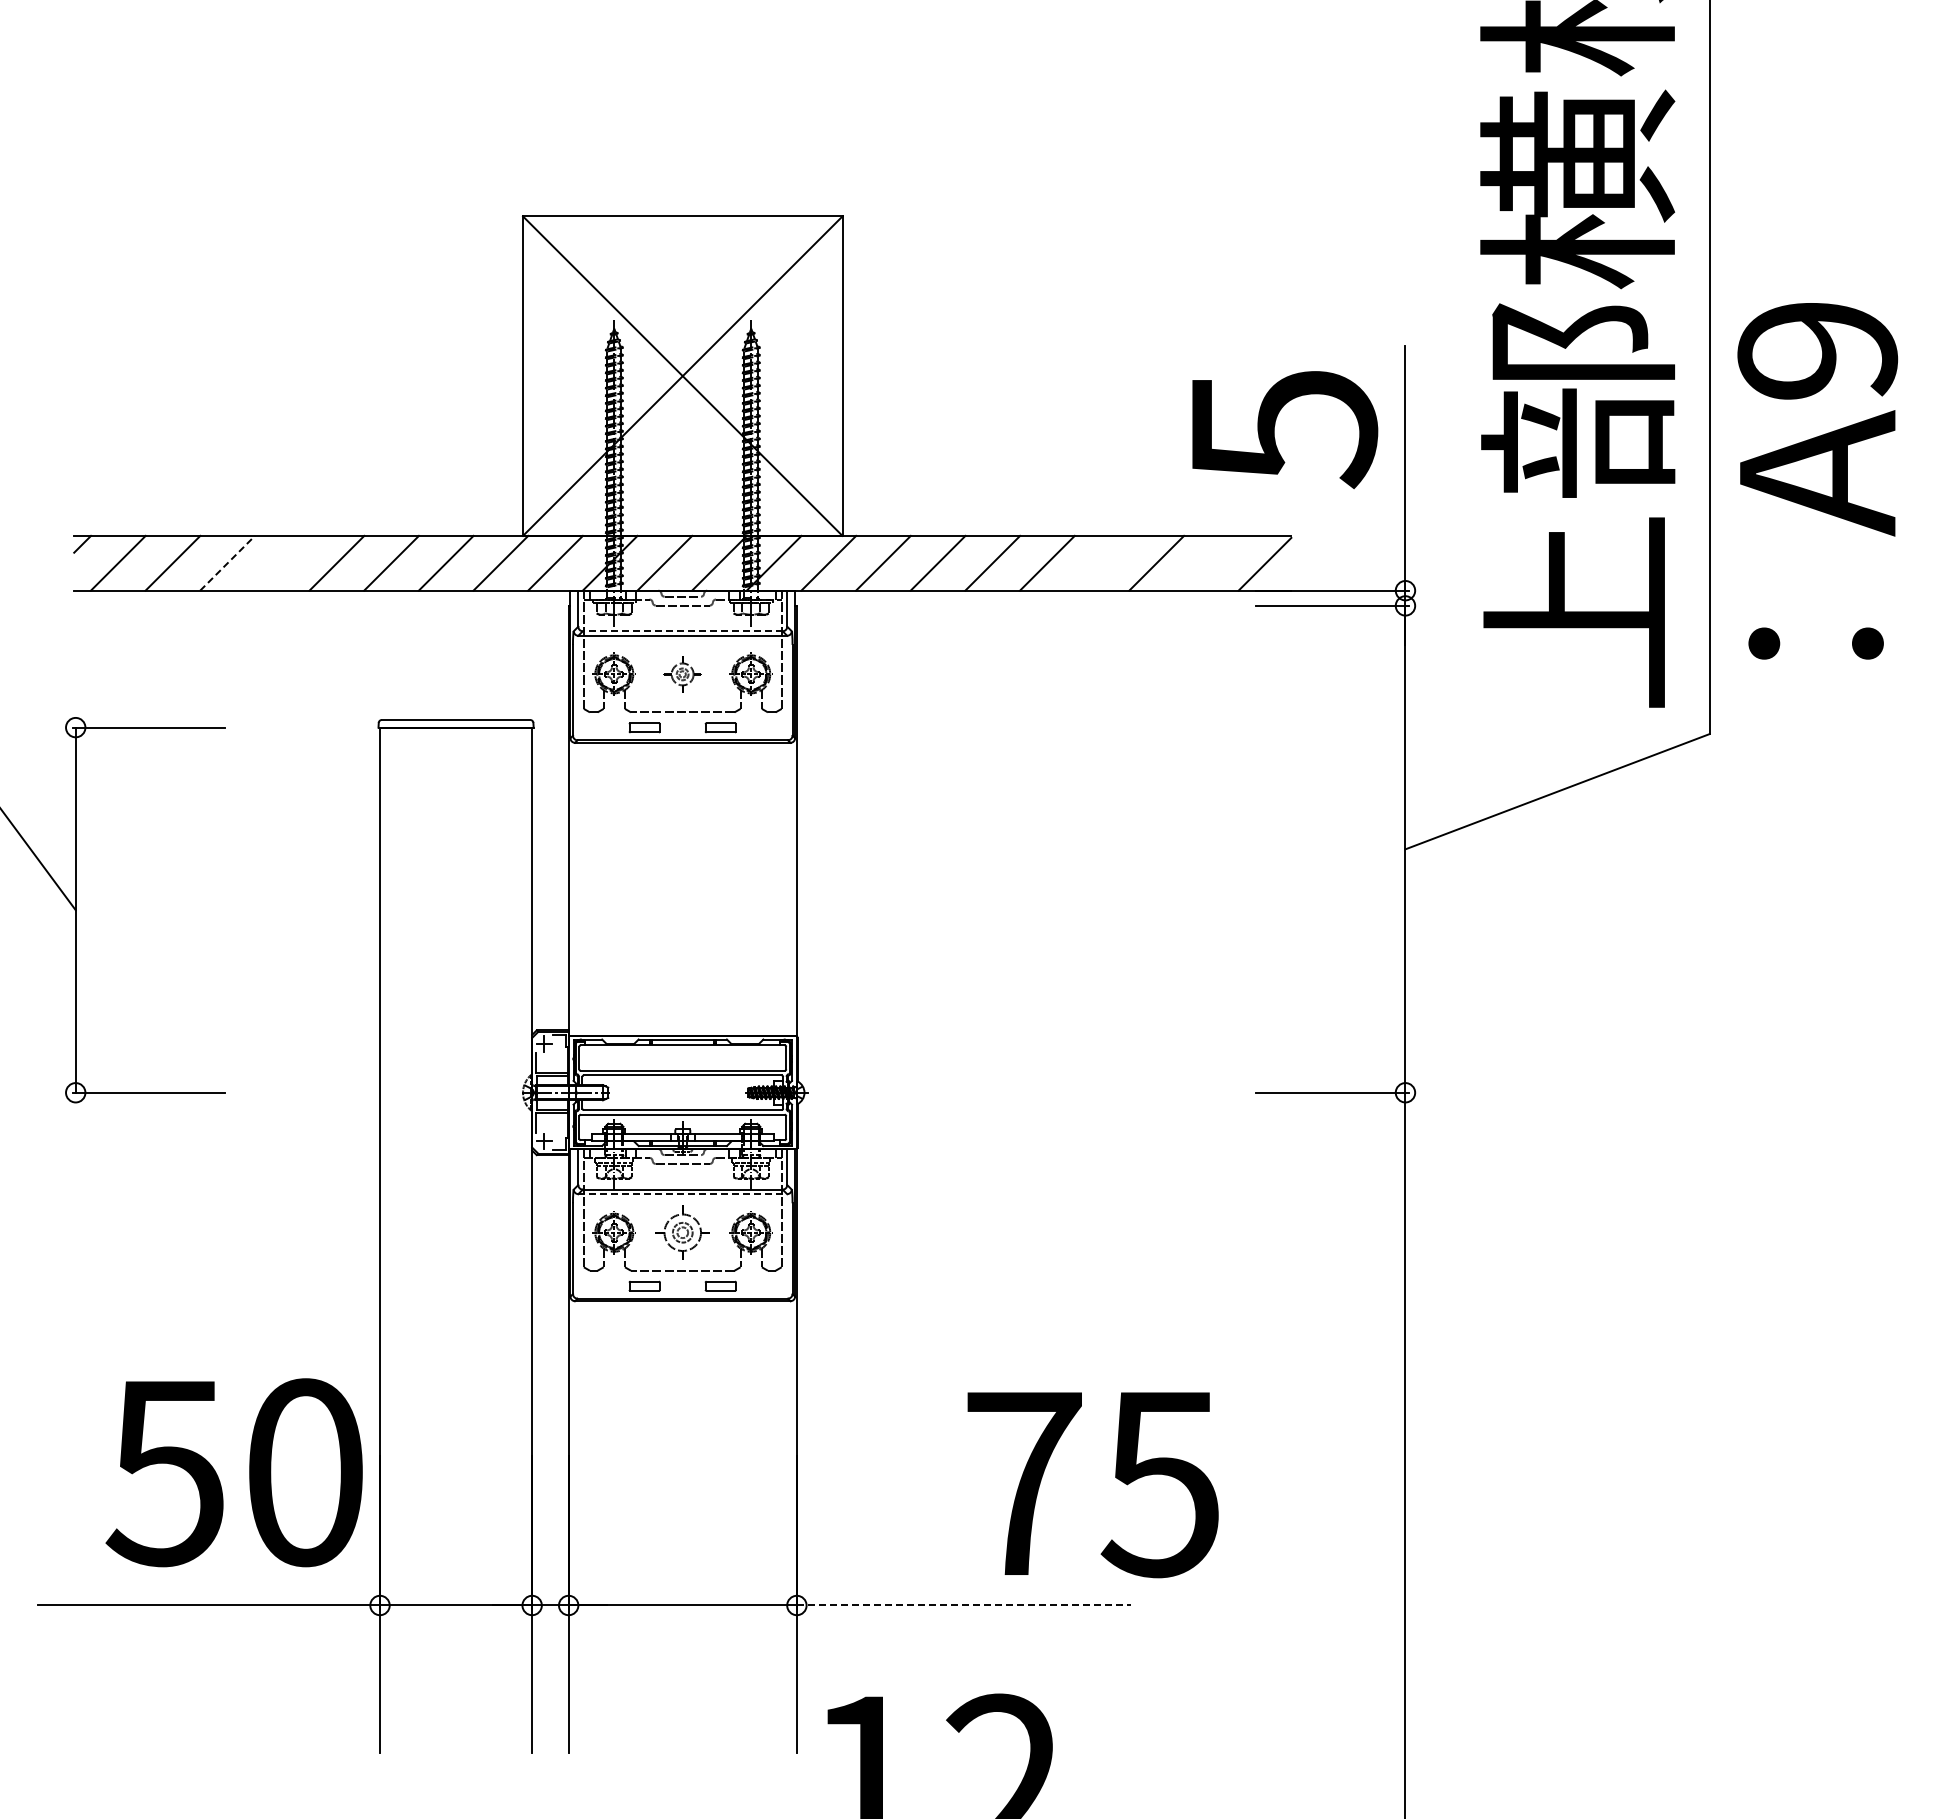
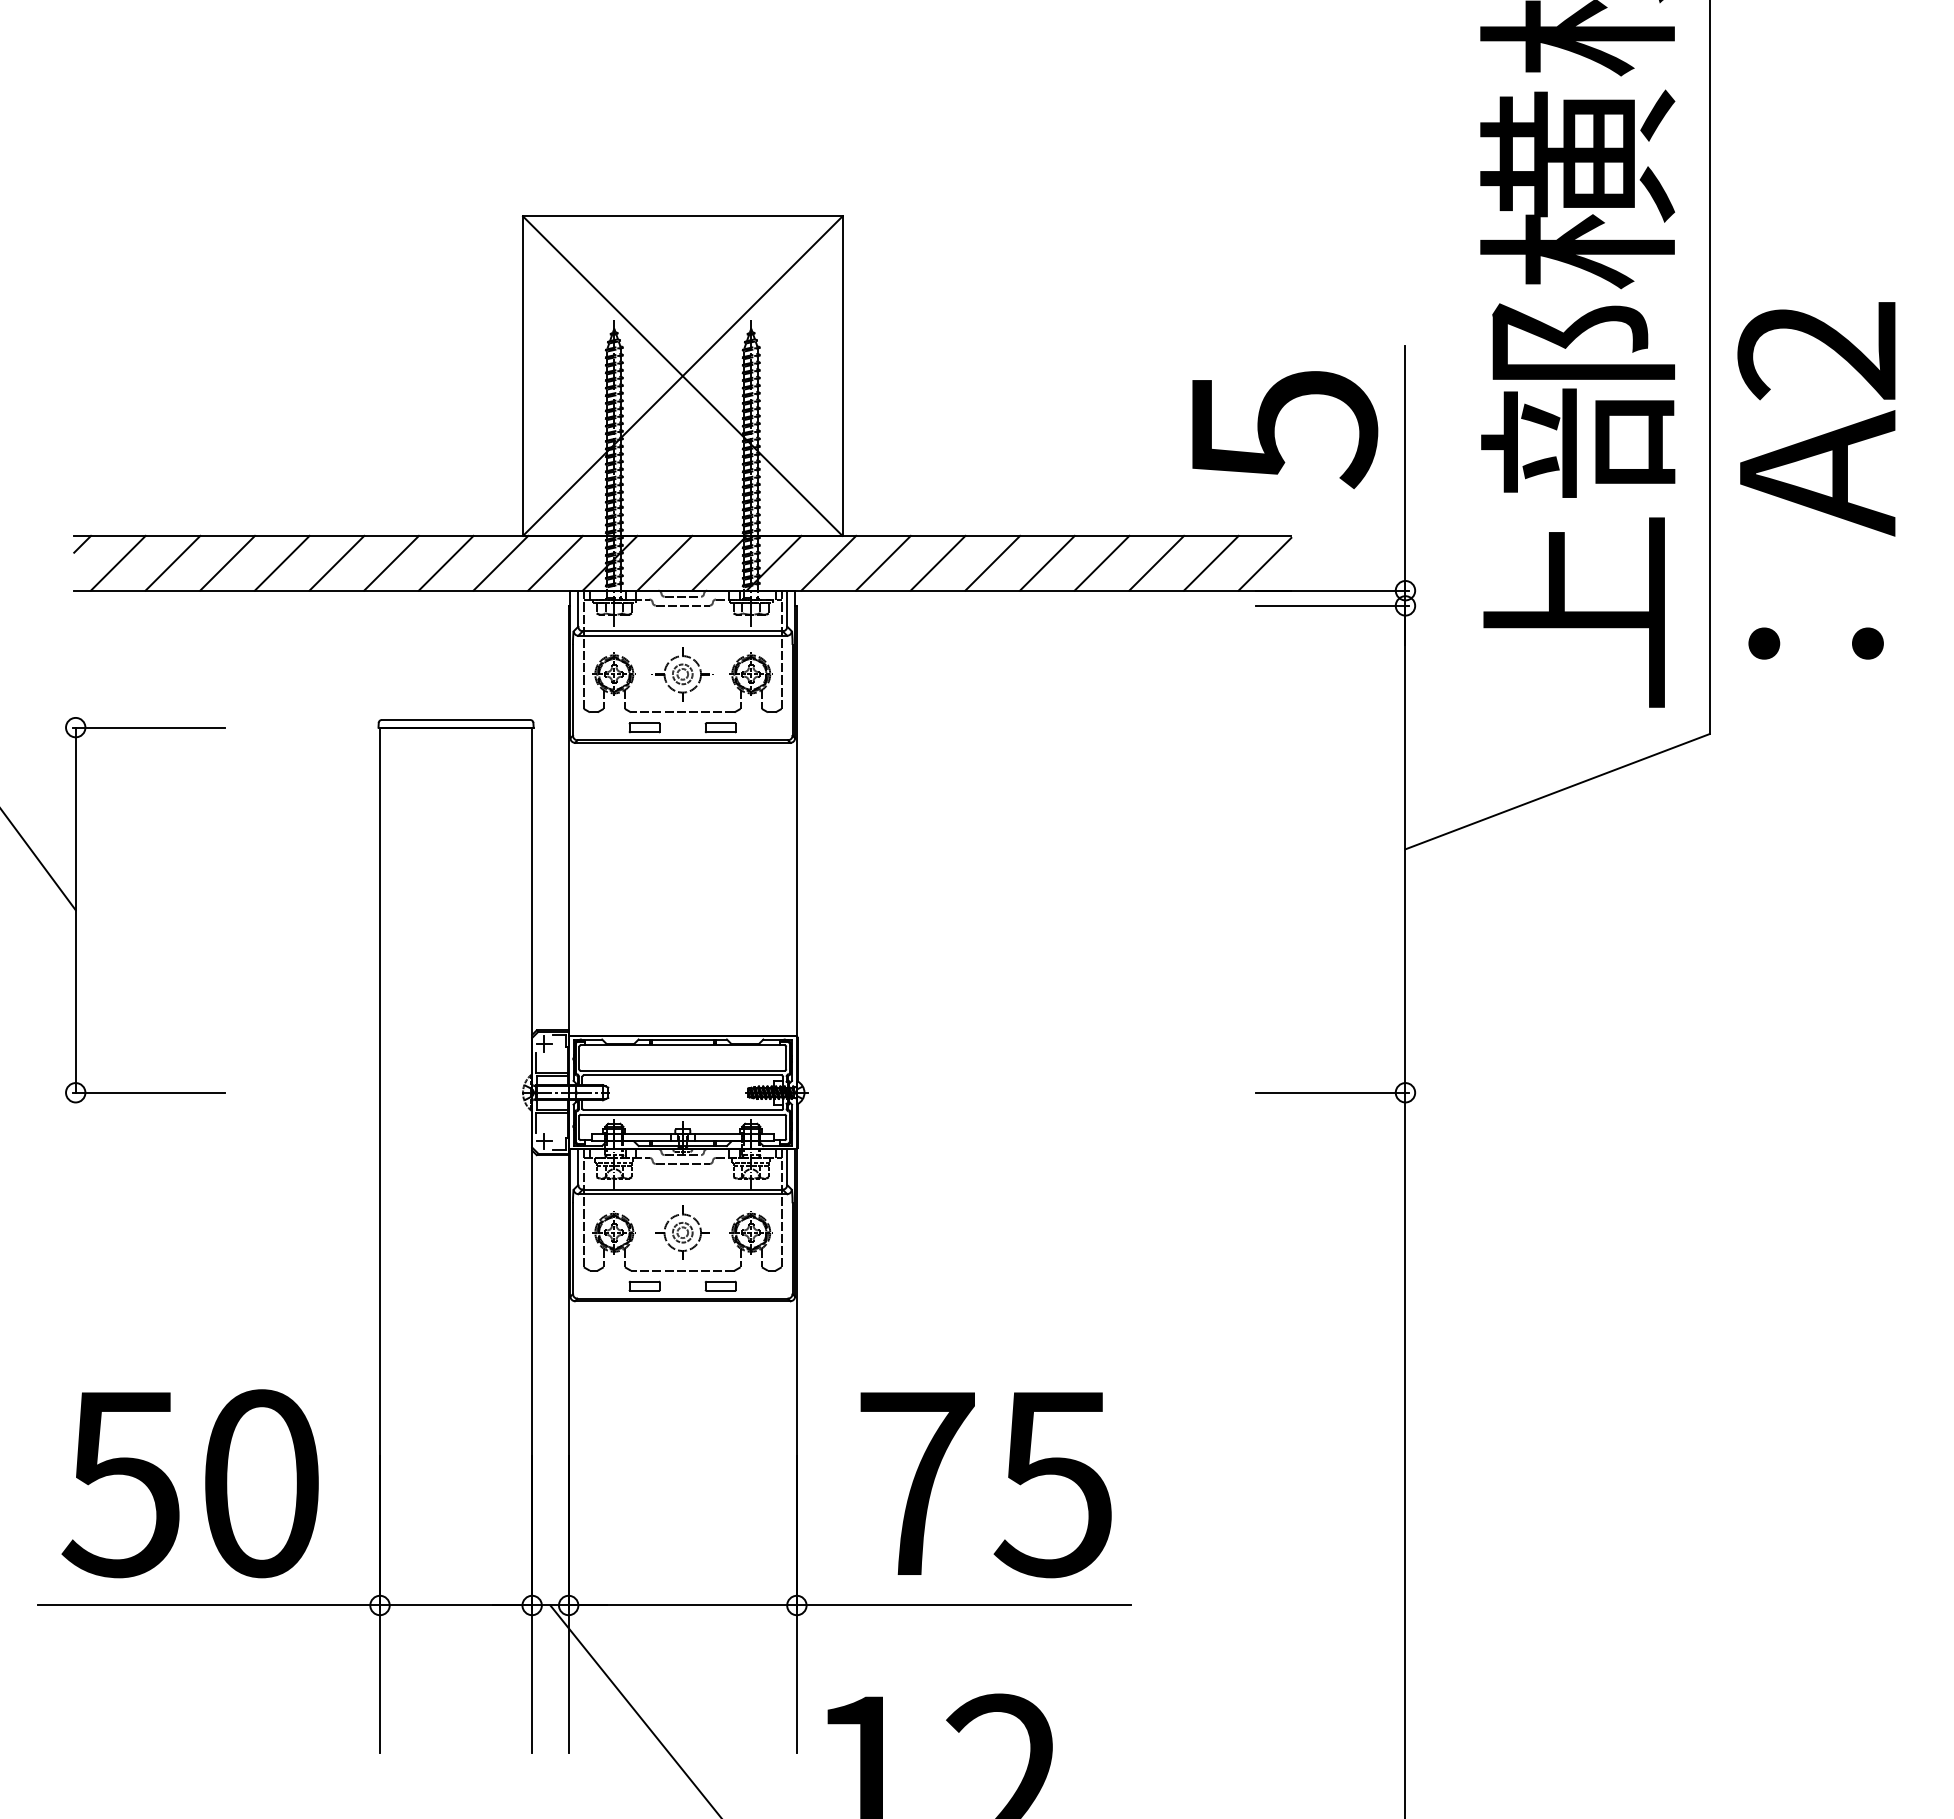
text: A9 -> A2 (1817, 351)
line: none -> present (281, 562)
line: none -> present (1101, 562)
line: none -> present (1210, 562)
line: dashed -> solid (227, 563)
line: dashed -> solid (682, 631)
part size: 39x37 px -> 63x55 px (682, 674)
line: dashed -> solid (683, 1194)
text position: (233, 1472) -> (189, 1483) (189, 1483)
text position: (1092, 1485) -> (985, 1485) (985, 1485)
line: dashed -> solid (964, 1605)
line: none -> present (634, 1710)
